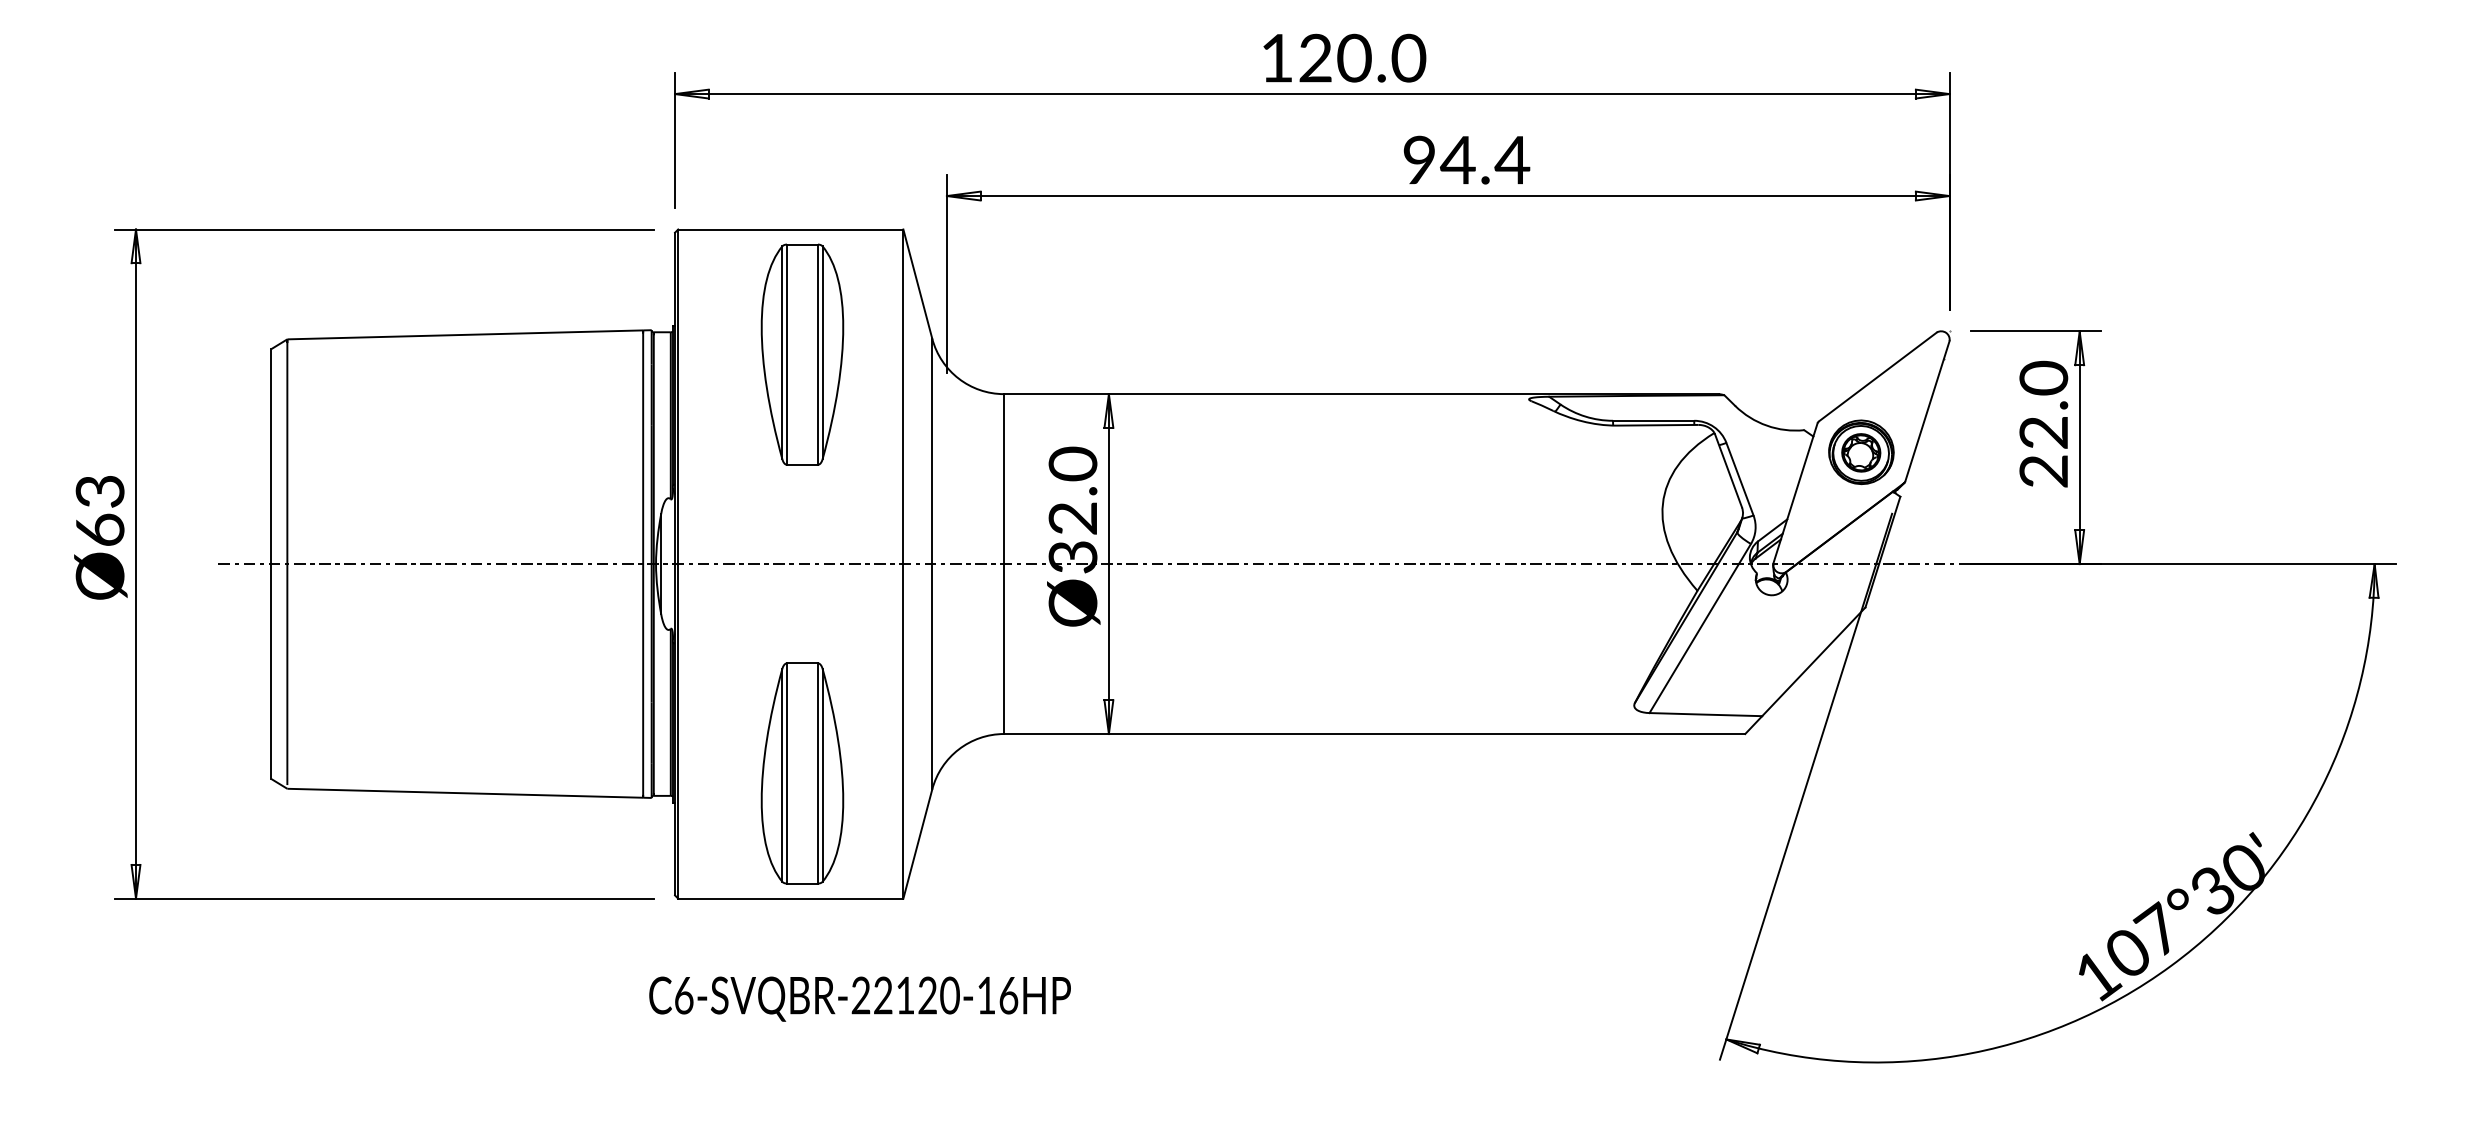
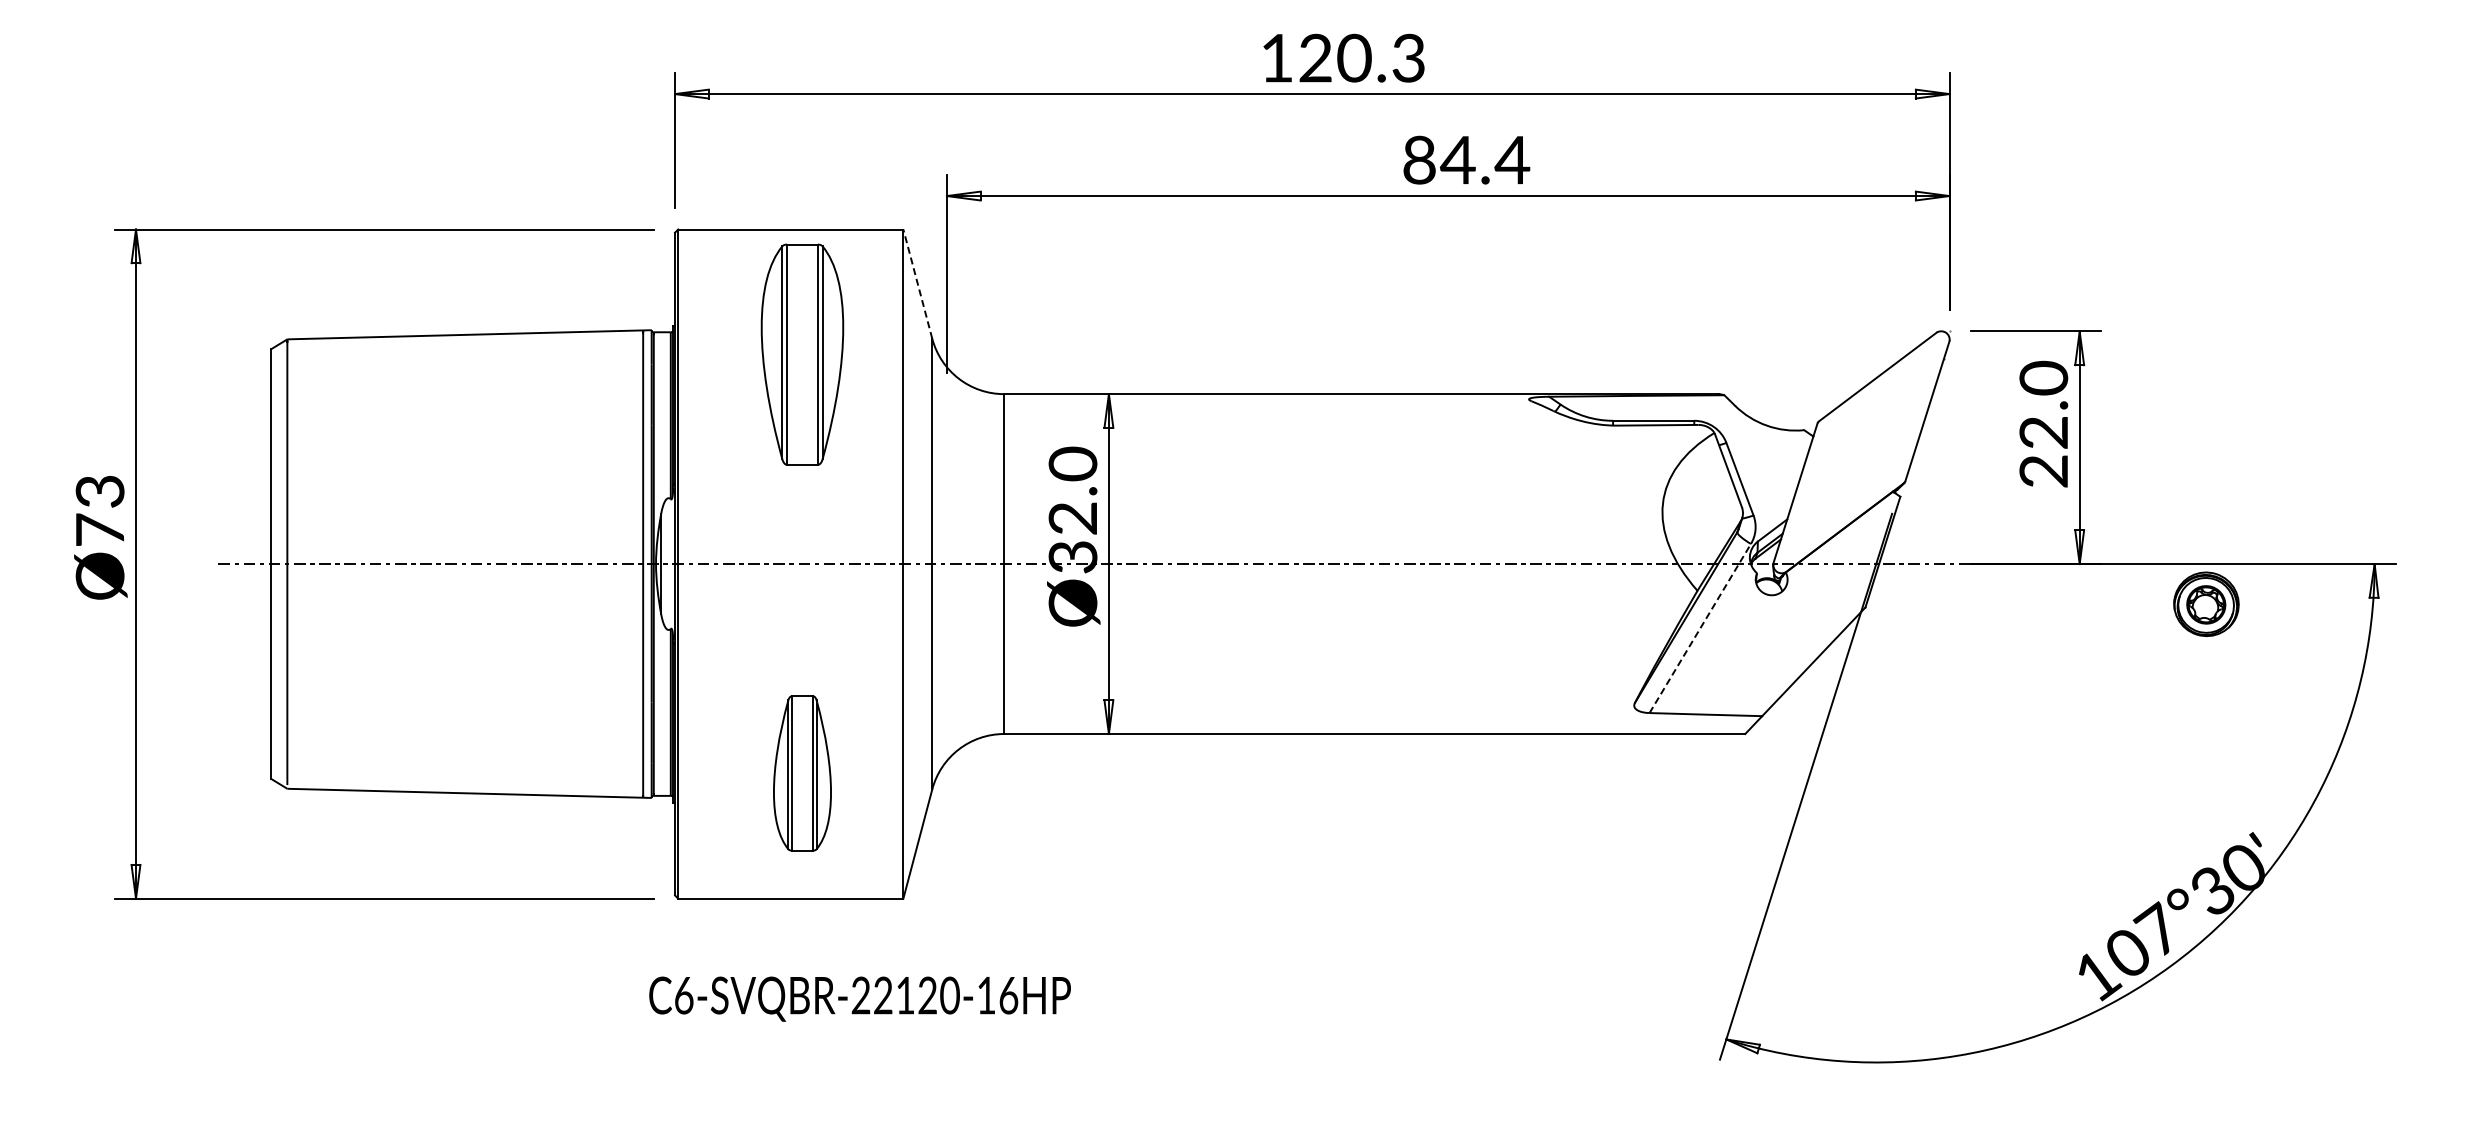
text: 120.0 -> 120.3 (1408, 58)
text: 94.4 -> 84.4 (1419, 161)
line: solid -> dashed (917, 284)
part position: (1861, 452) -> (2206, 604) (2206, 604)
text: Ø63 -> Ø73 (100, 529)
line: solid -> dashed (1700, 628)
part size: 85x223 px -> 59x157 px (802, 773)
